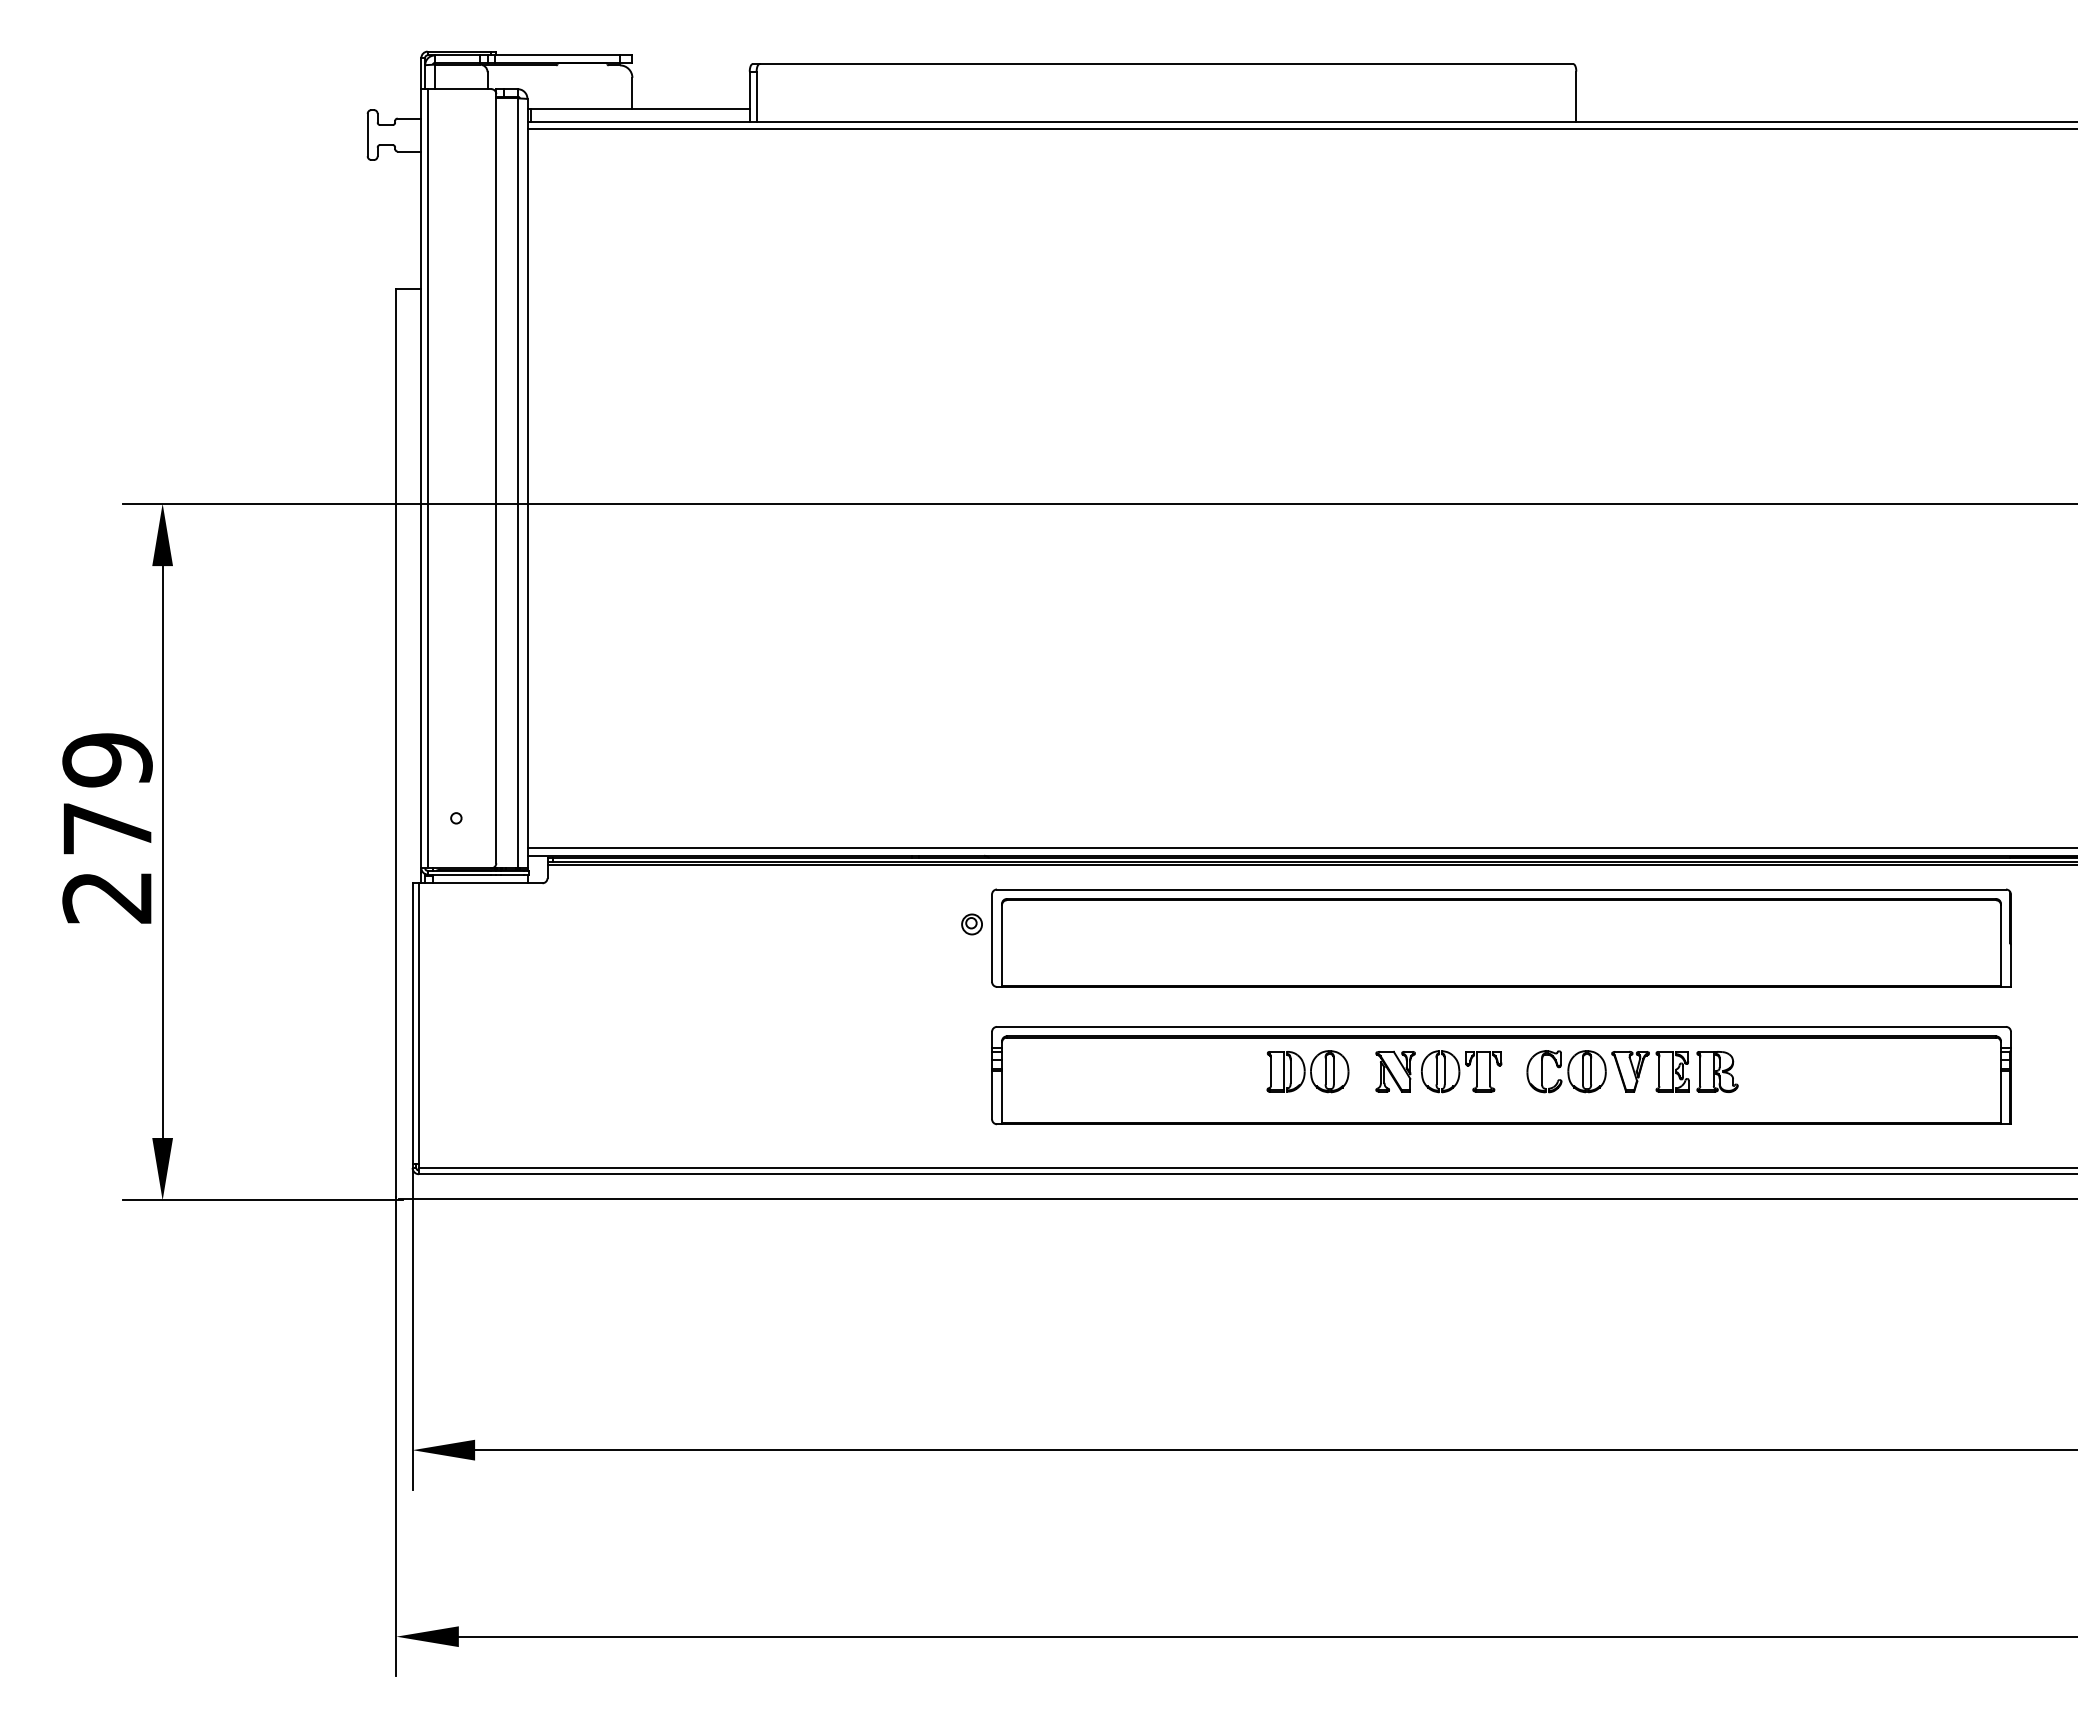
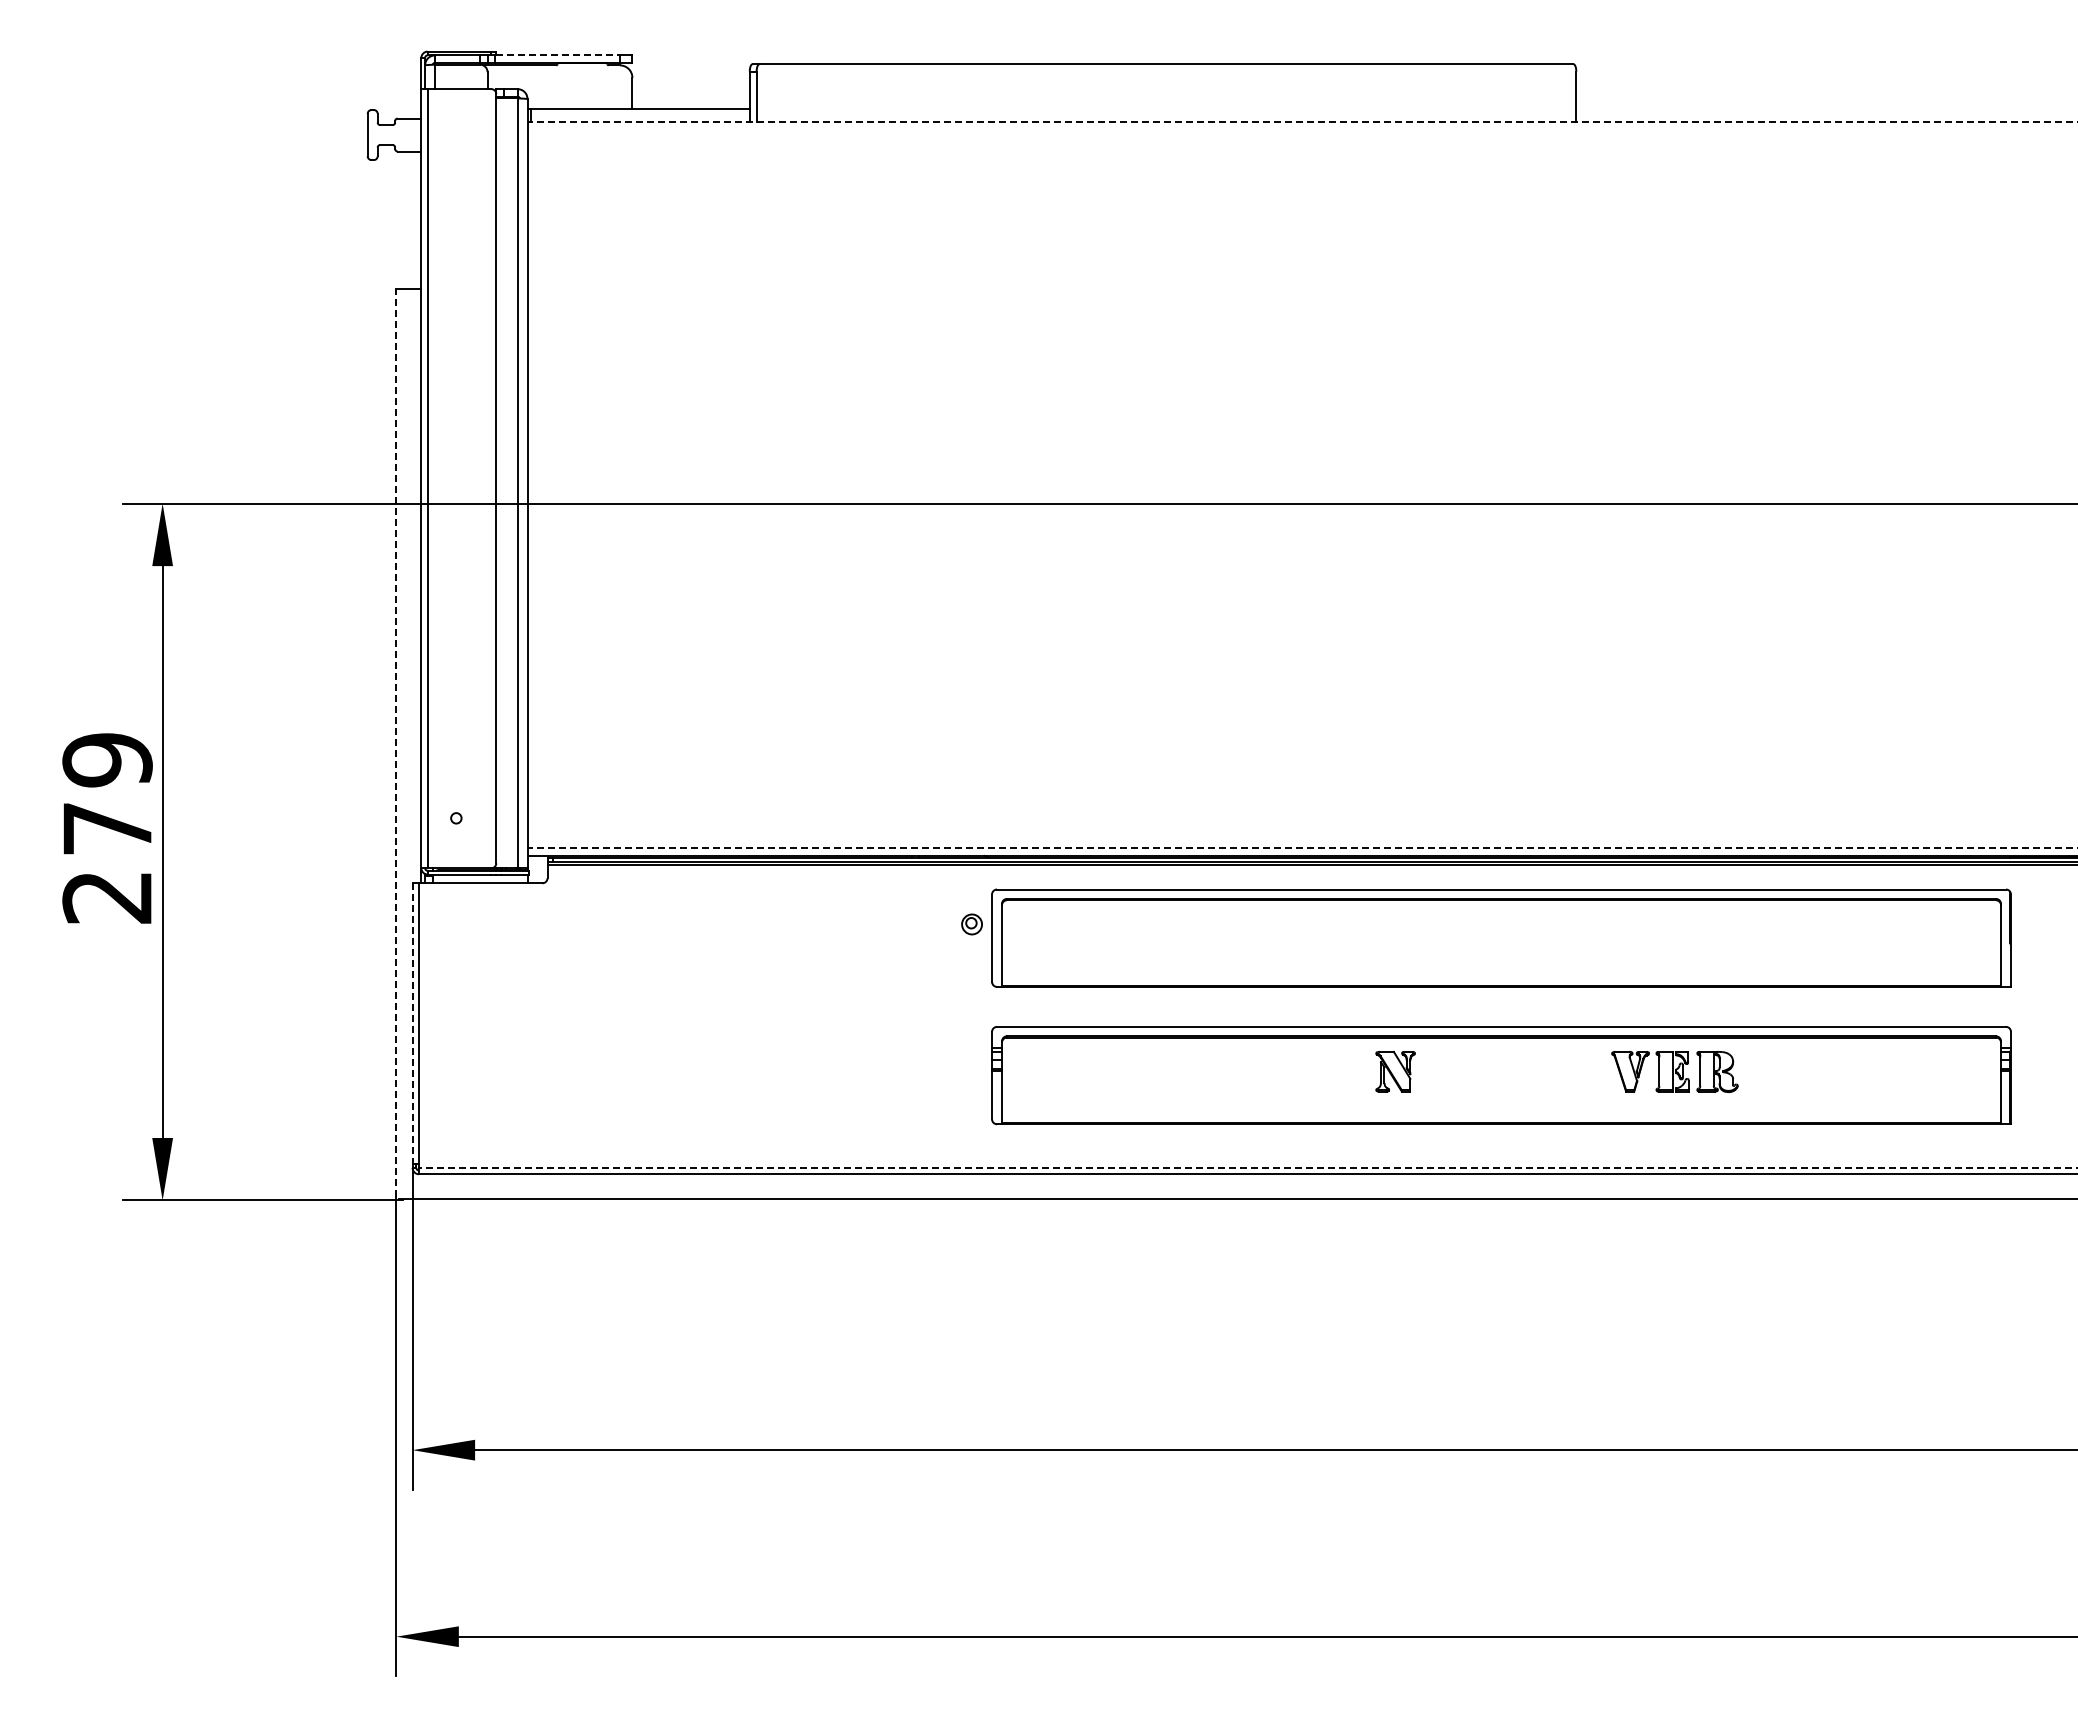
line: solid -> dashed (558, 55)
line: solid -> dashed (1302, 121)
line: present -> none (1300, 129)
line: solid -> dashed (396, 742)
line: solid -> dashed (1302, 848)
line: solid -> dashed (412, 1024)
part: present -> none (1307, 1071)
part: present -> none (1461, 1071)
part: present -> none (1566, 1071)
line: solid -> dashed (1247, 1167)
